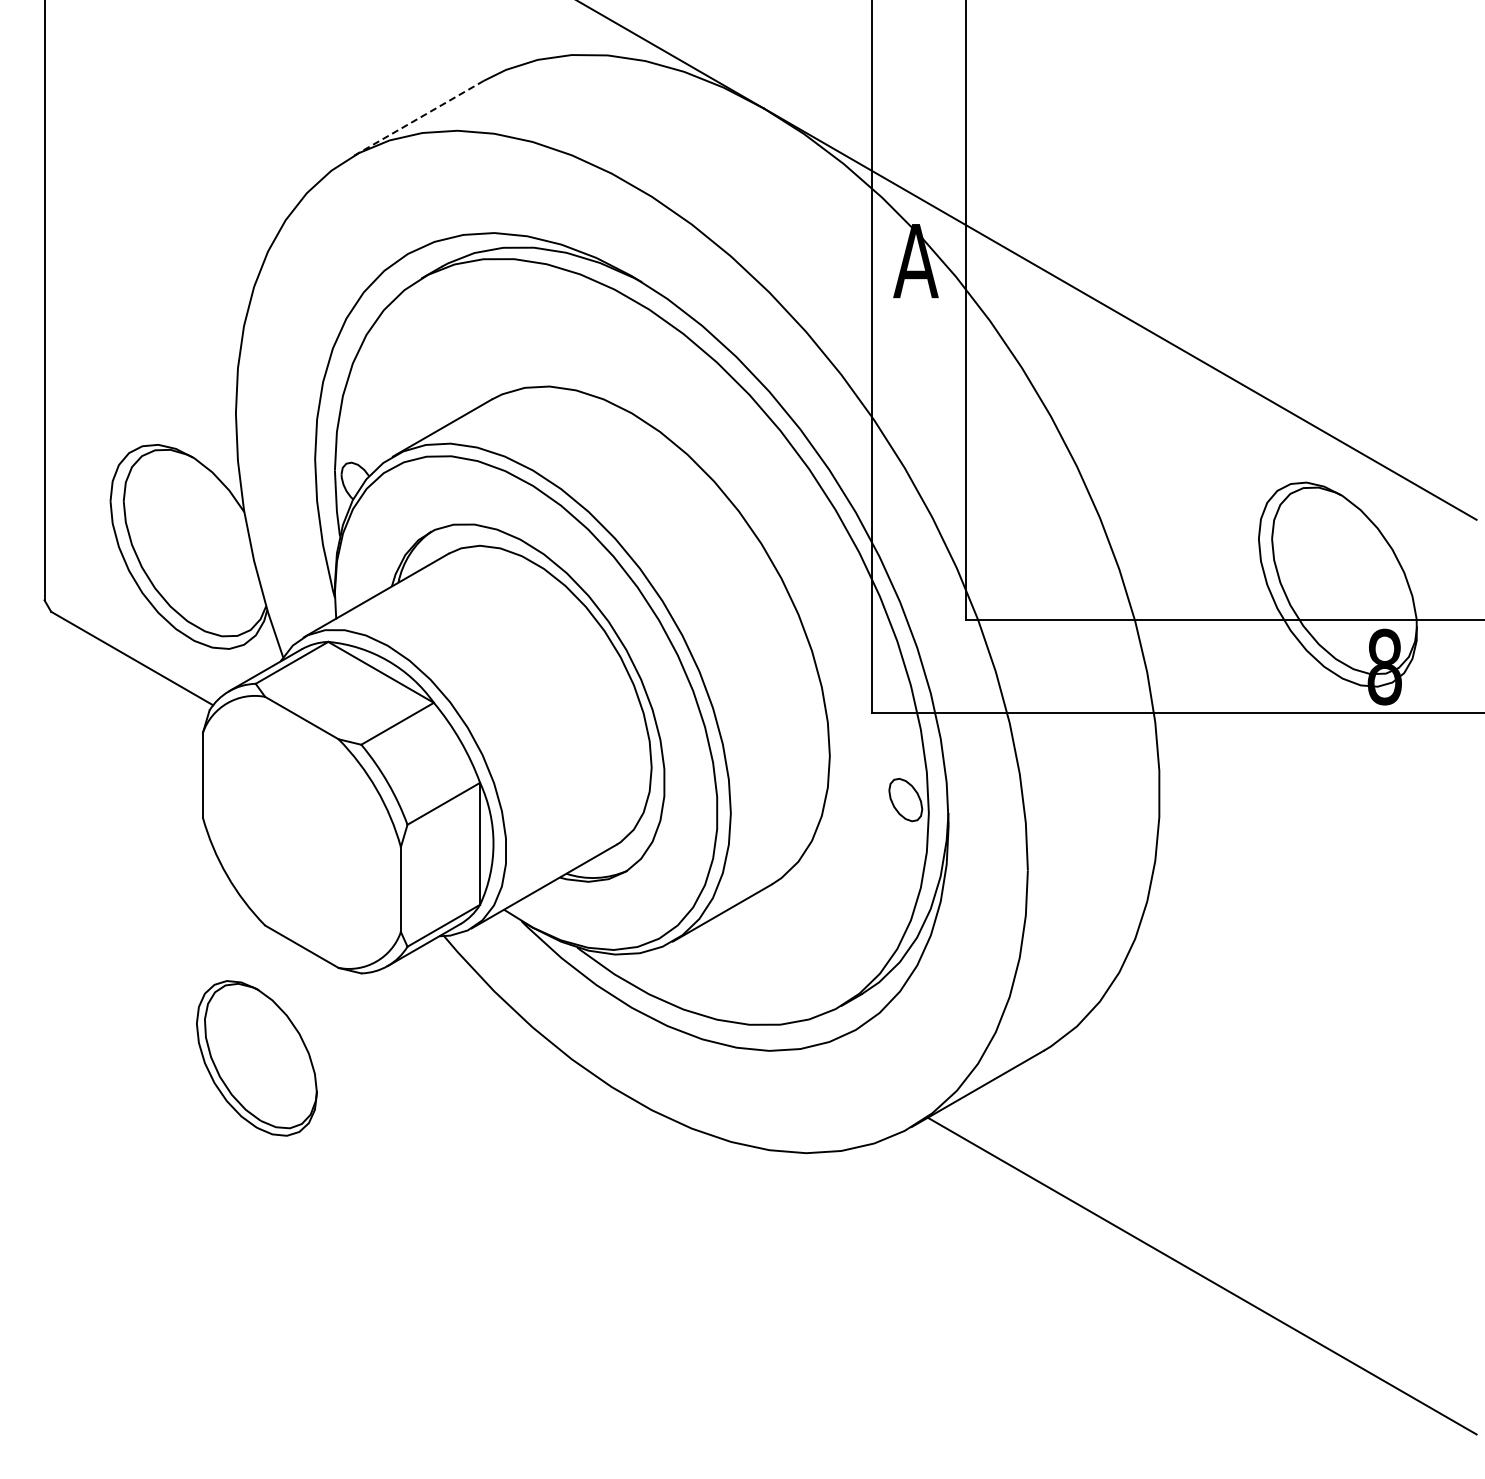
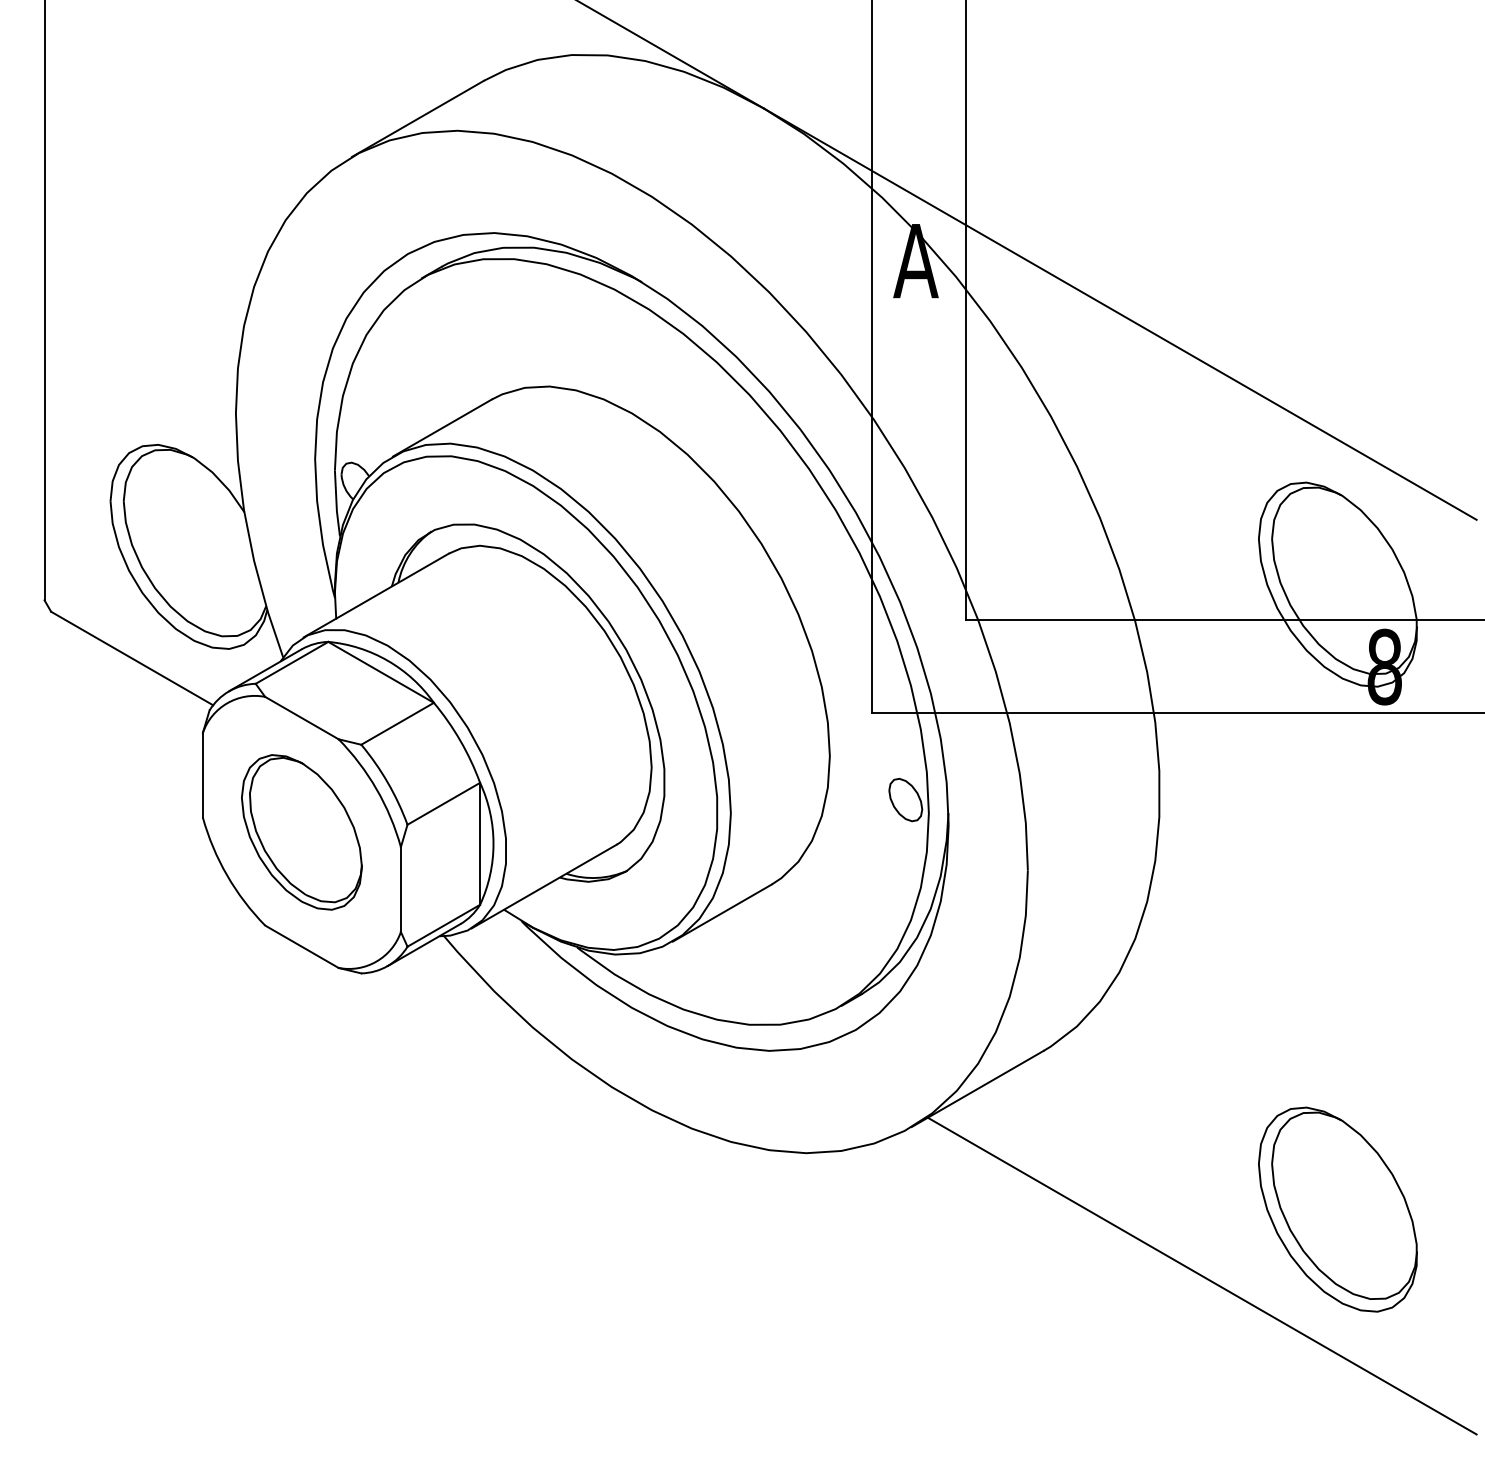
line: dashed -> solid (417, 119)
part position: (256, 1058) -> (301, 832) (301, 832)
part: none -> present (1337, 1209)
